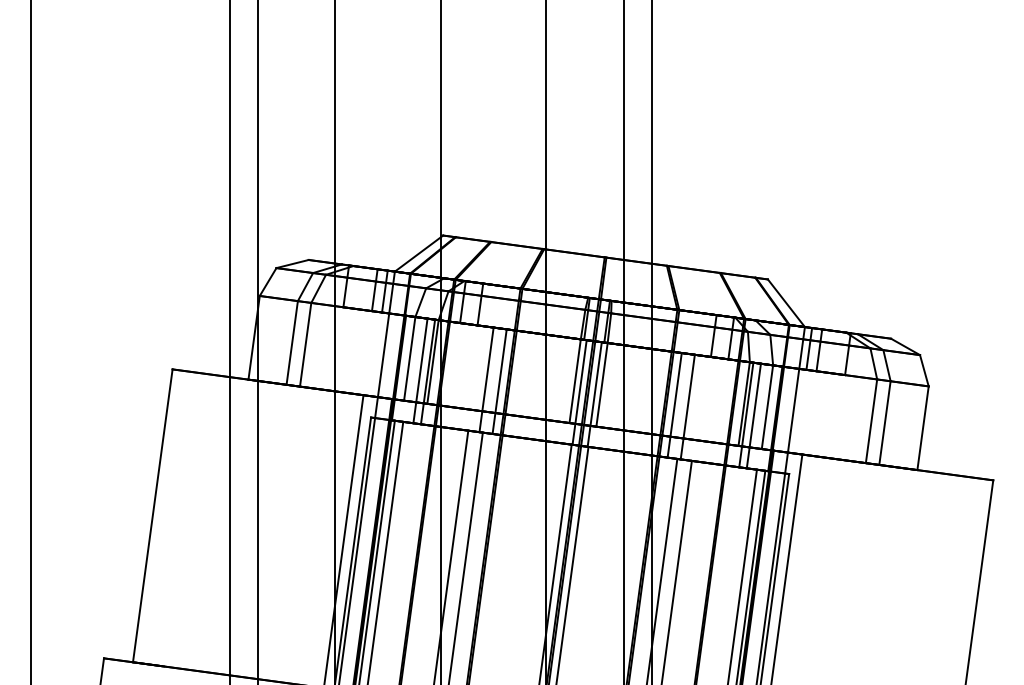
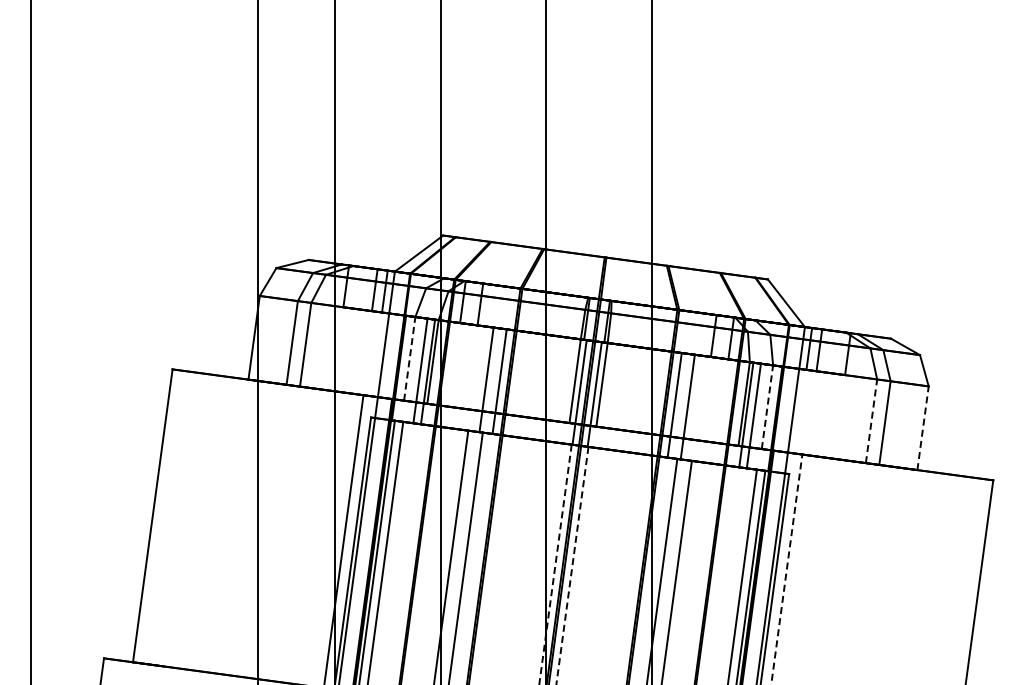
line: present -> none (229, 341)
line: present -> none (623, 341)
line: solid -> dashed (409, 358)
line: solid -> dashed (767, 406)
line: solid -> dashed (871, 420)
line: solid -> dashed (923, 427)
line: solid -> dashed (555, 565)
line: solid -> dashed (572, 565)
line: solid -> dashed (786, 569)
